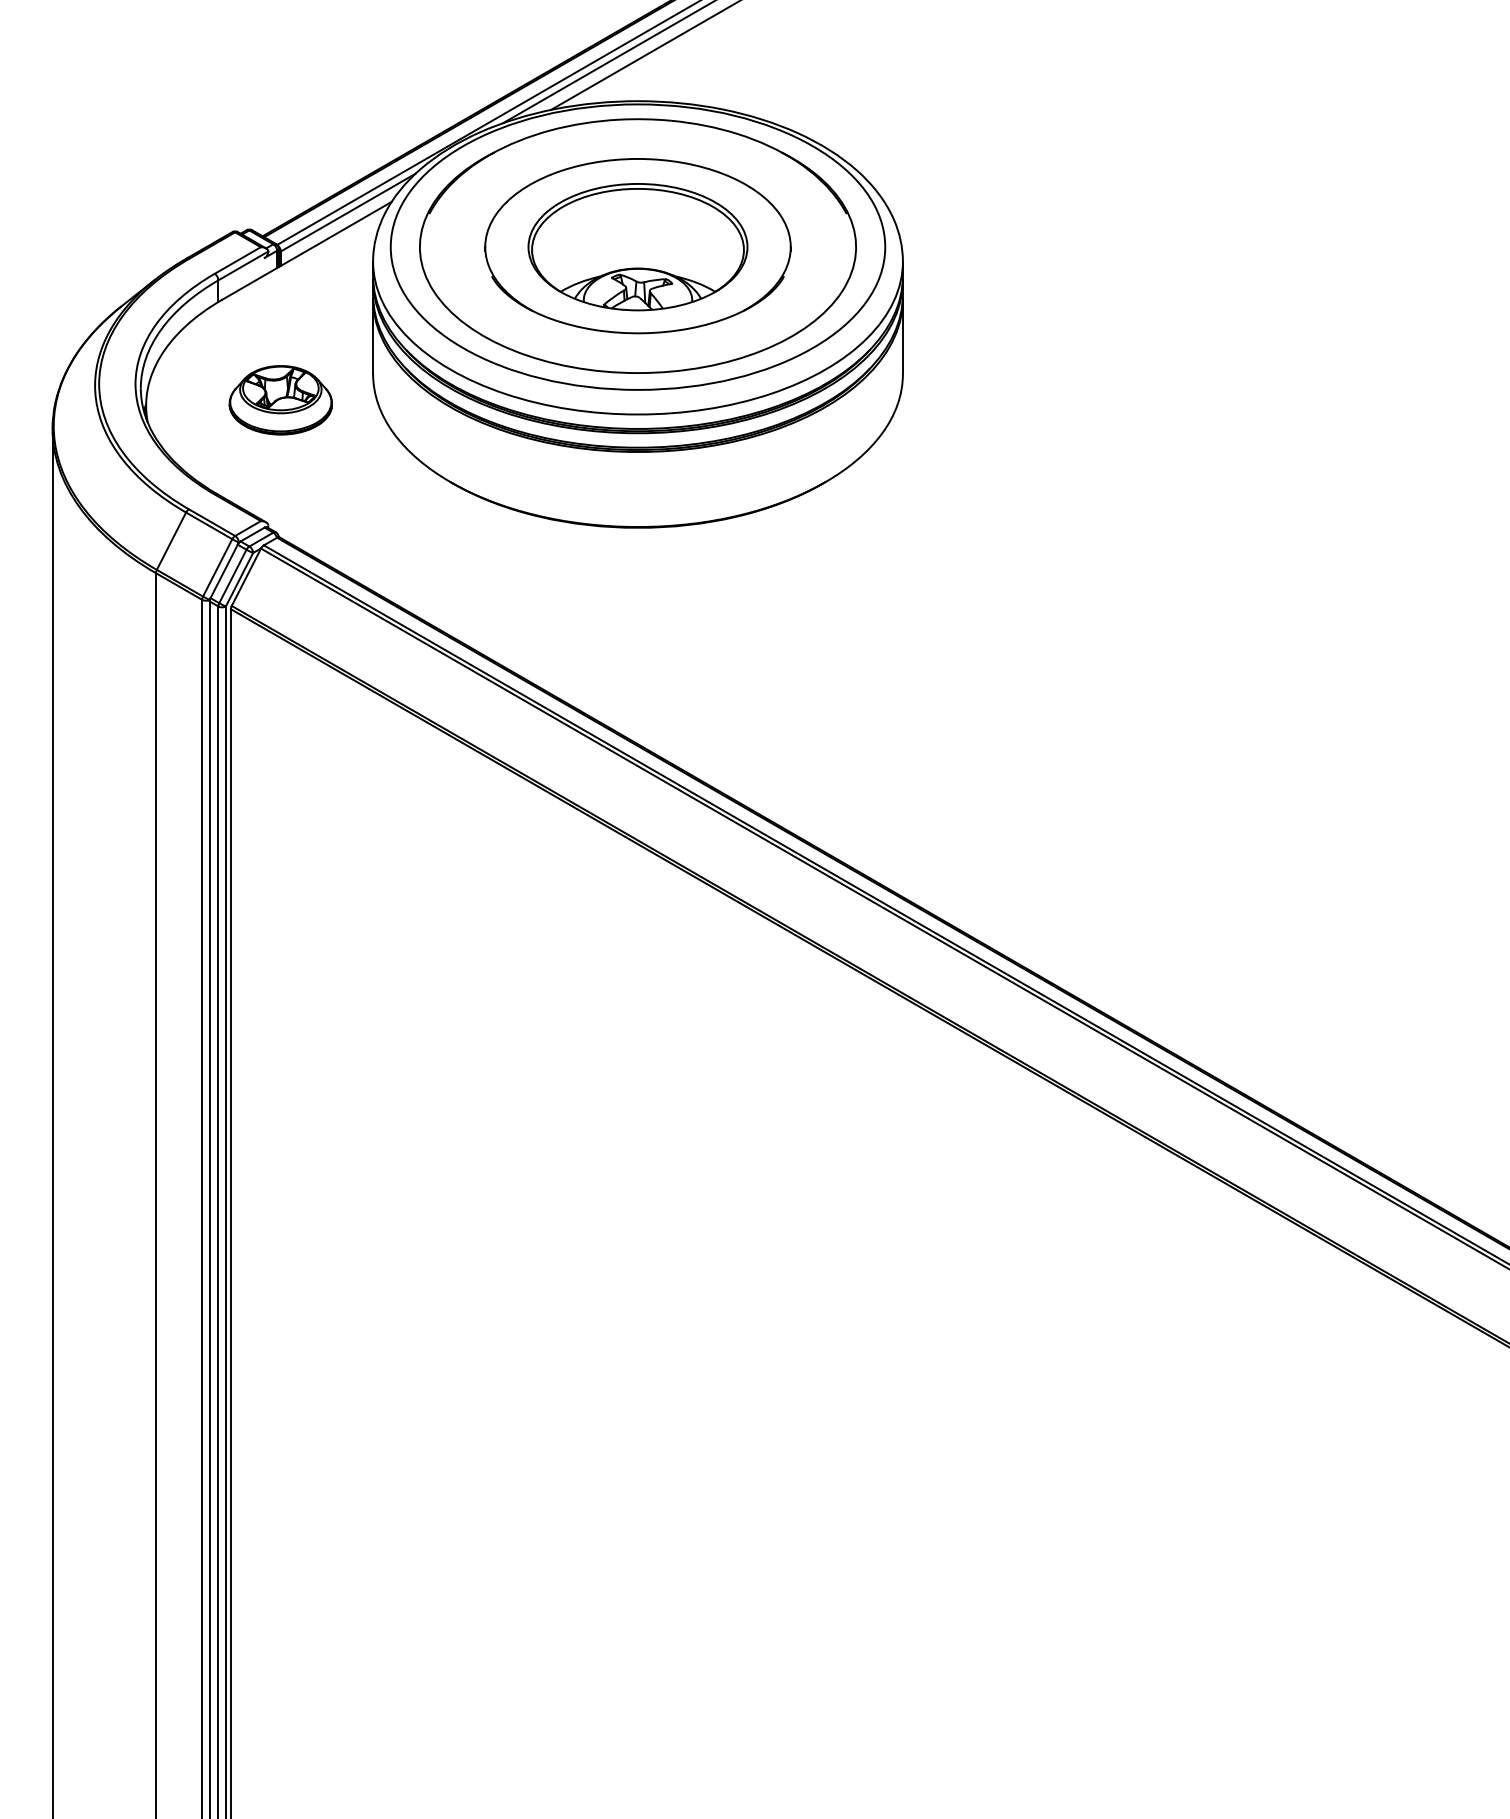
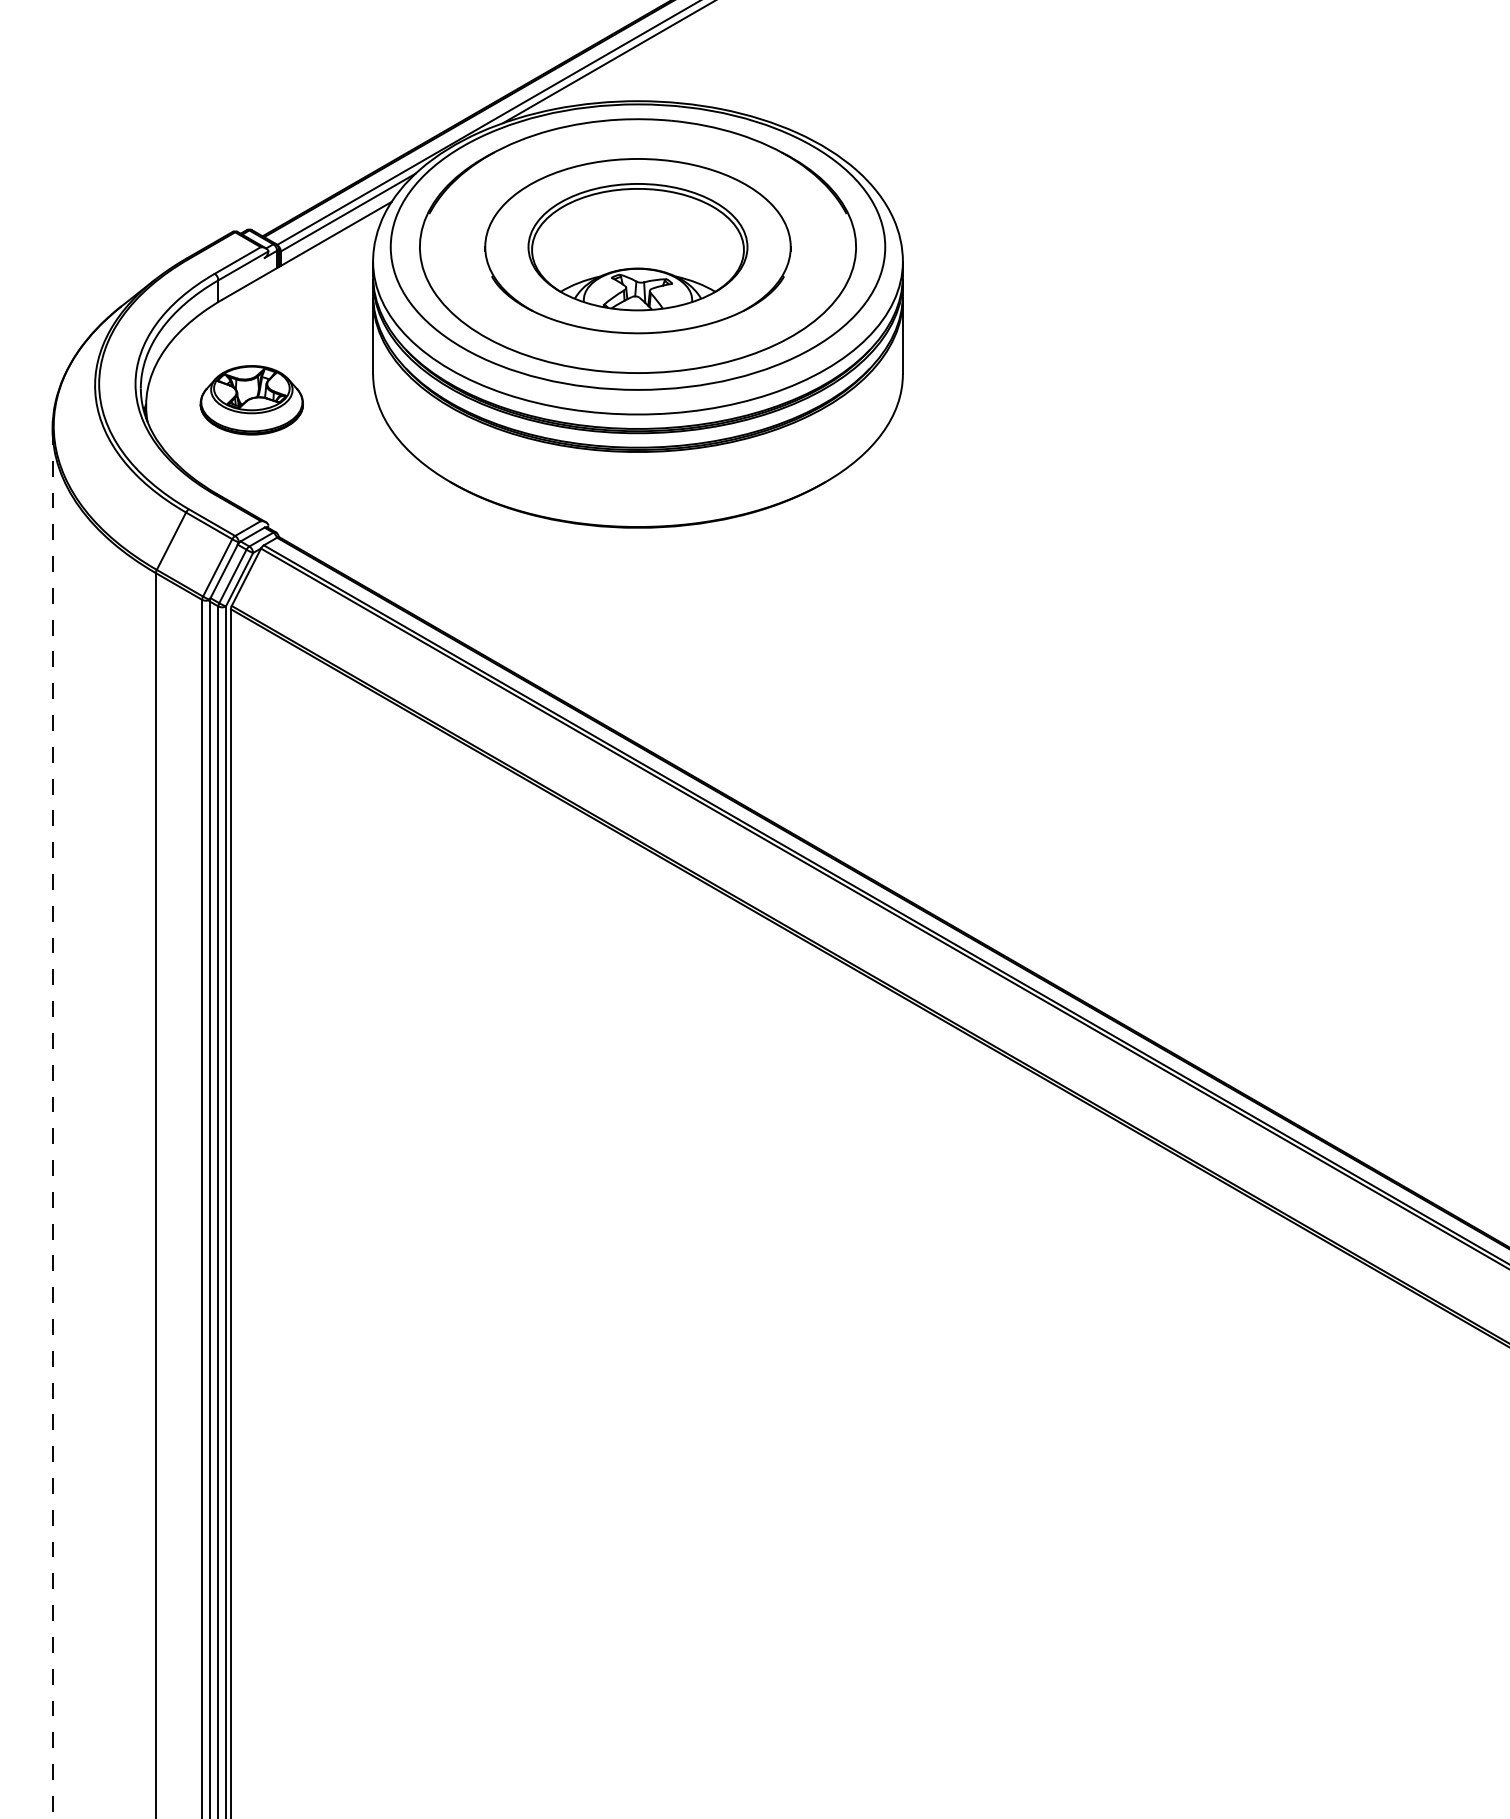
line: present -> none (644, 55)
part position: (280, 400) -> (251, 400) (251, 400)
line: solid -> dashed (52, 1123)
